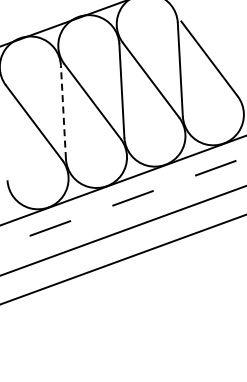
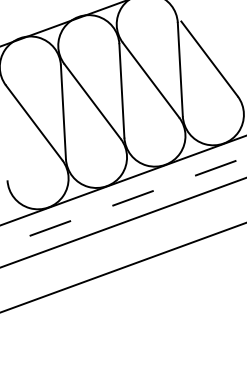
line: dashed -> solid (63, 112)
line position: (122, 230) -> (122, 222) (122, 222)
line position: (122, 259) -> (122, 267) (122, 267)
